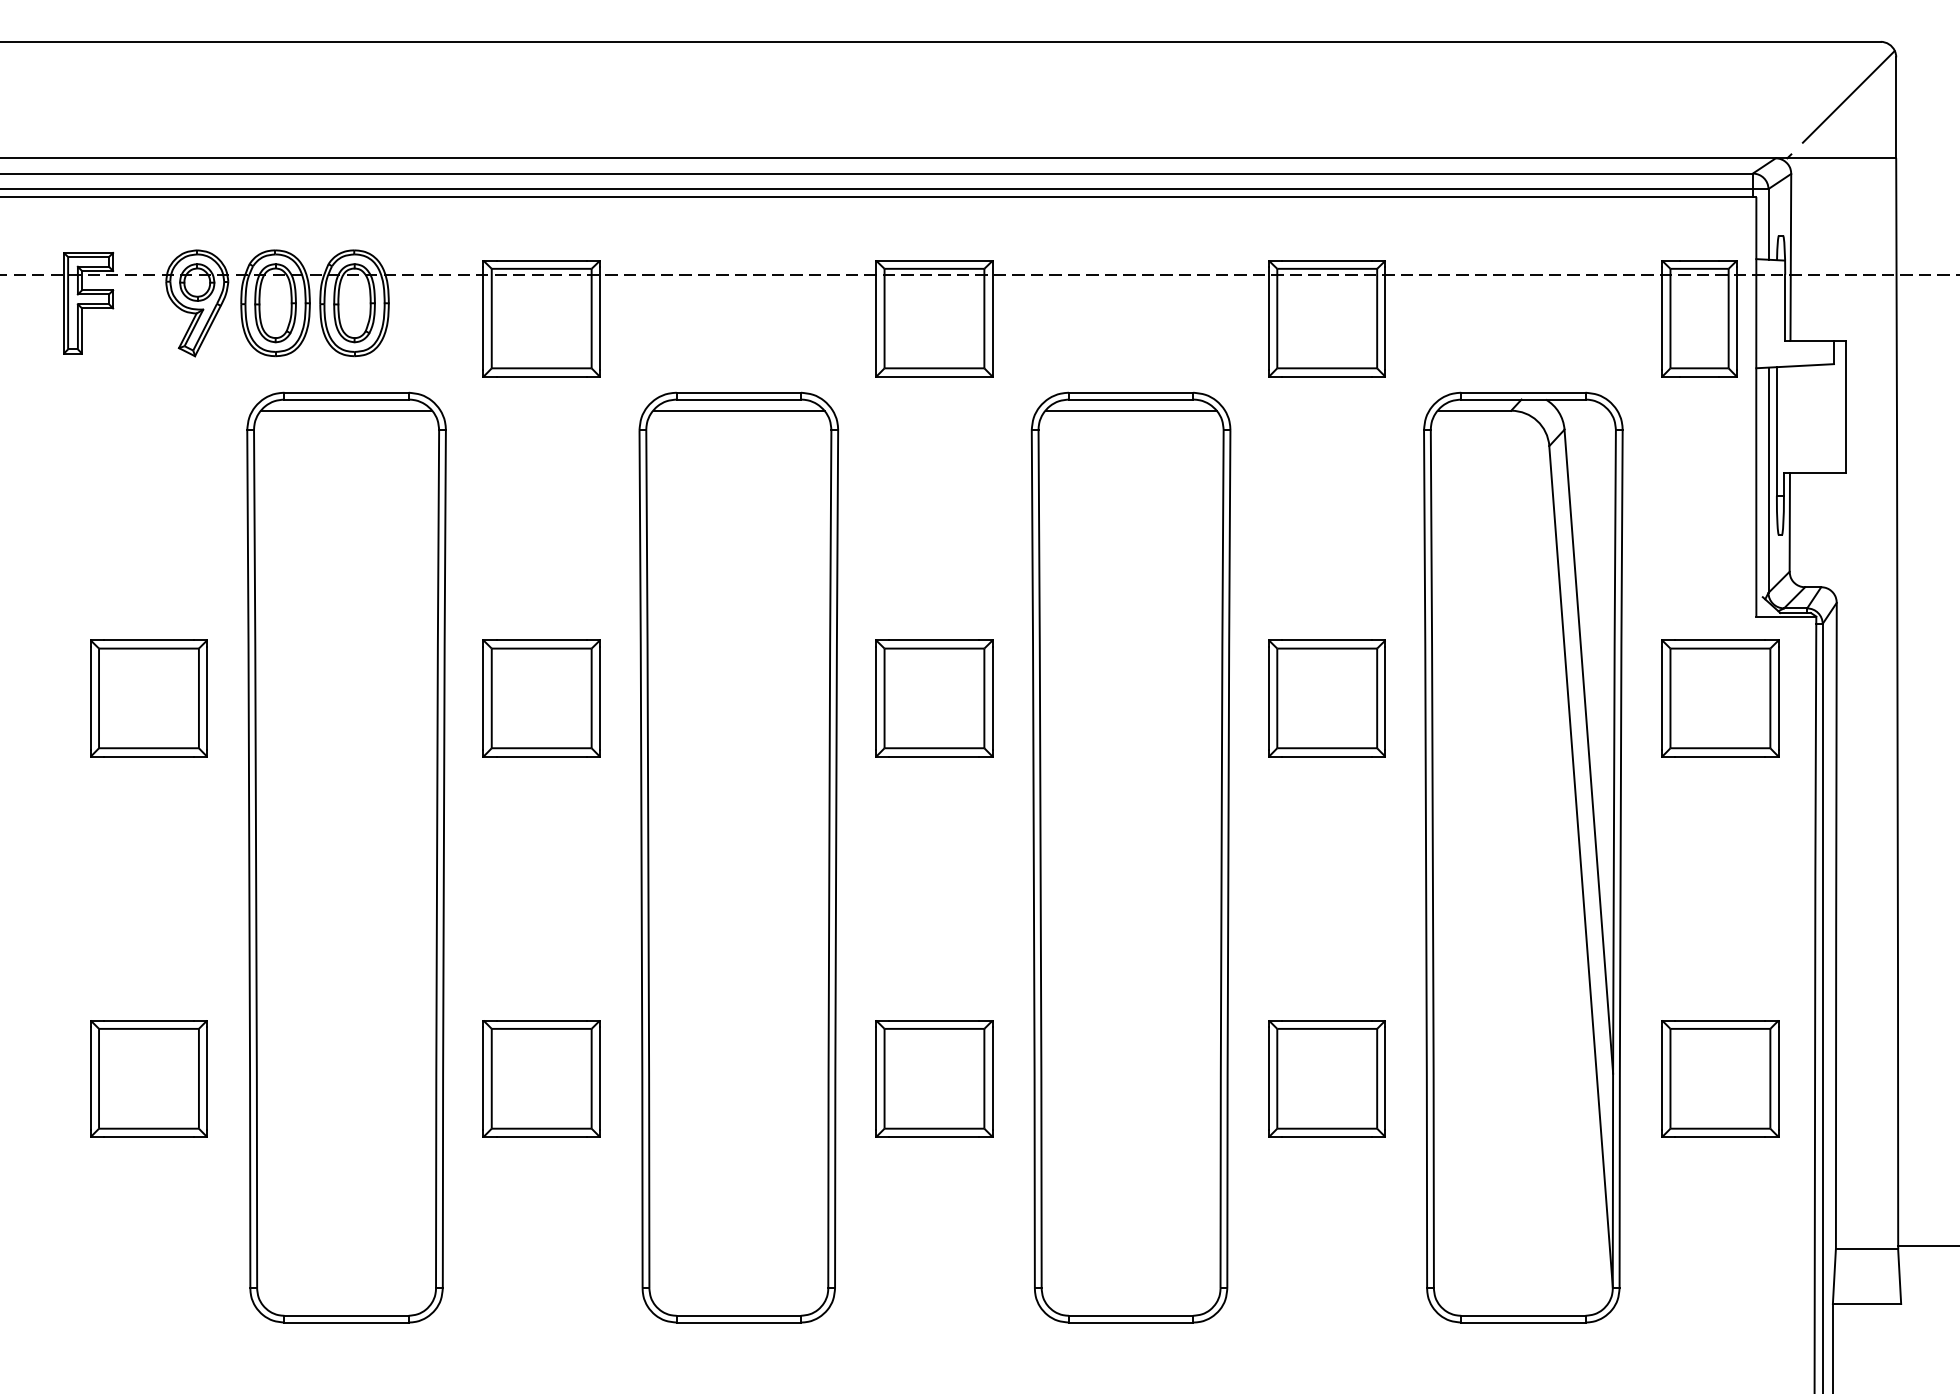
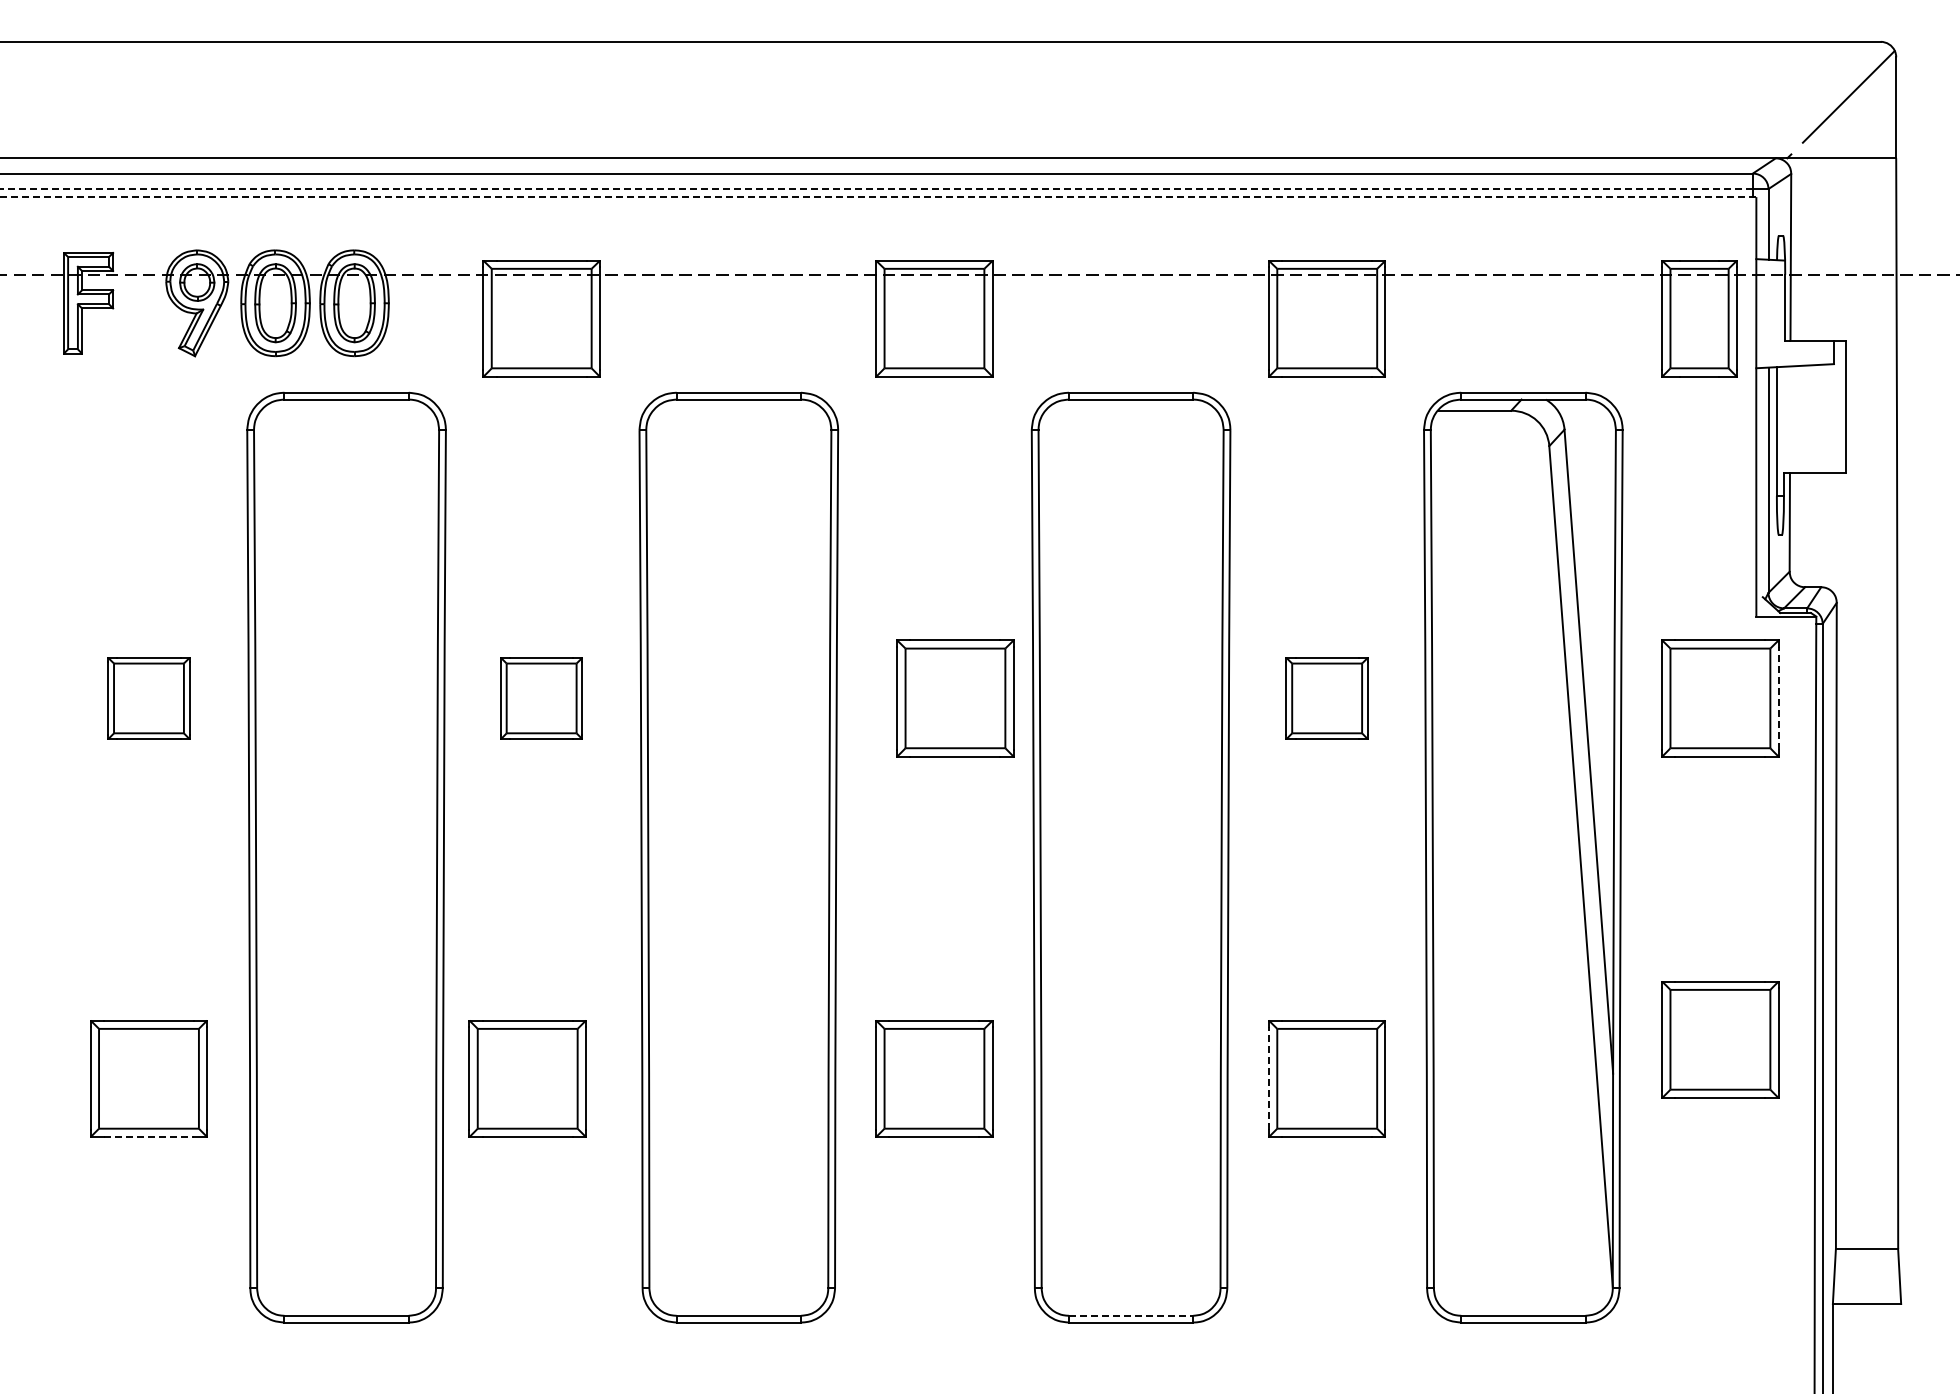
line: solid -> dashed (876, 189)
line: solid -> dashed (878, 197)
line: present -> none (346, 410)
line: present -> none (738, 410)
line: present -> none (1130, 410)
part size: 118x119 px -> 84x83 px (148, 698)
part size: 119x119 px -> 83x83 px (541, 698)
part position: (934, 698) -> (955, 698) (955, 698)
part size: 118x119 px -> 84x83 px (1326, 698)
line: solid -> dashed (1778, 698)
part position: (541, 1078) -> (527, 1078) (527, 1078)
line: solid -> dashed (1268, 1078)
part position: (1720, 1078) -> (1720, 1039) (1720, 1039)
line: solid -> dashed (149, 1137)
line: present -> none (1927, 1245)
line: solid -> dashed (1131, 1315)
